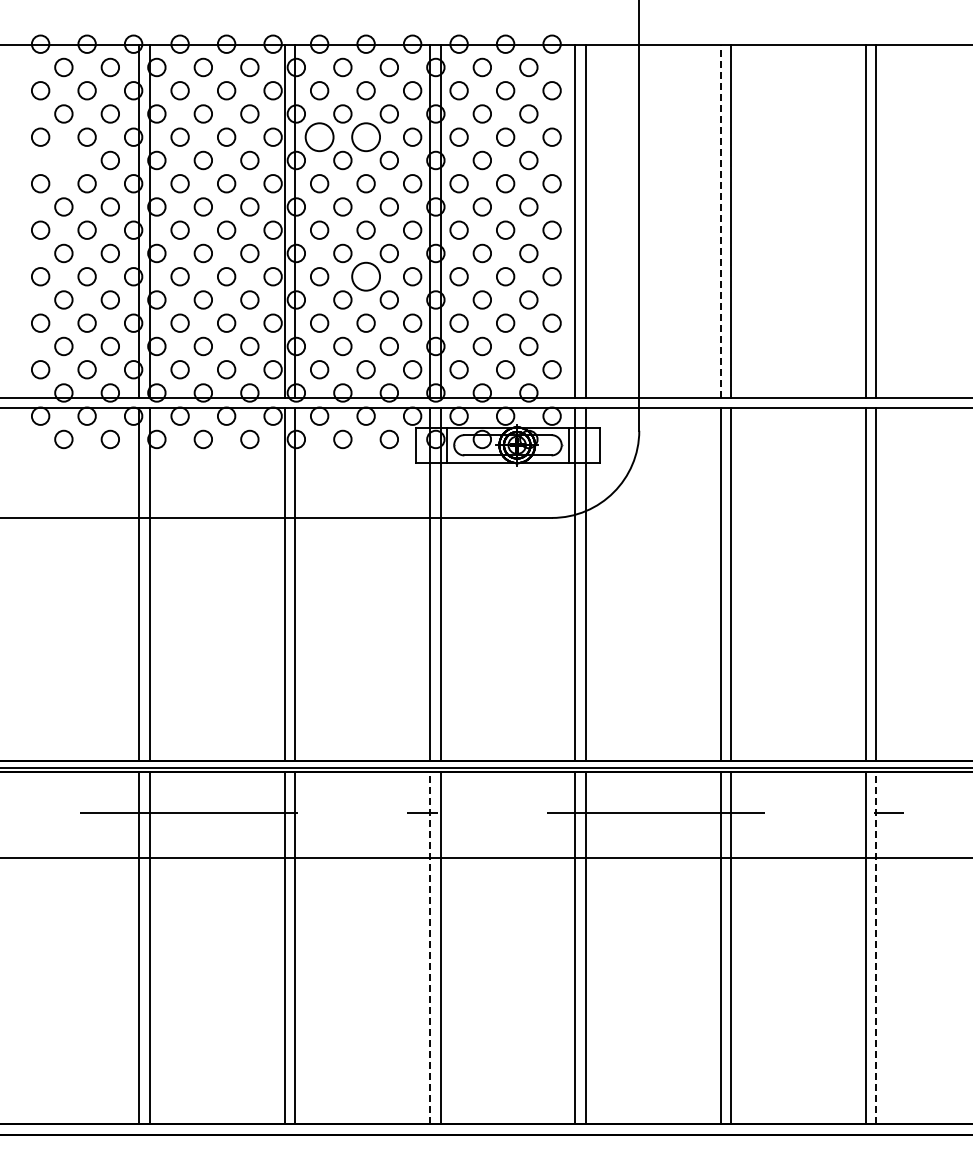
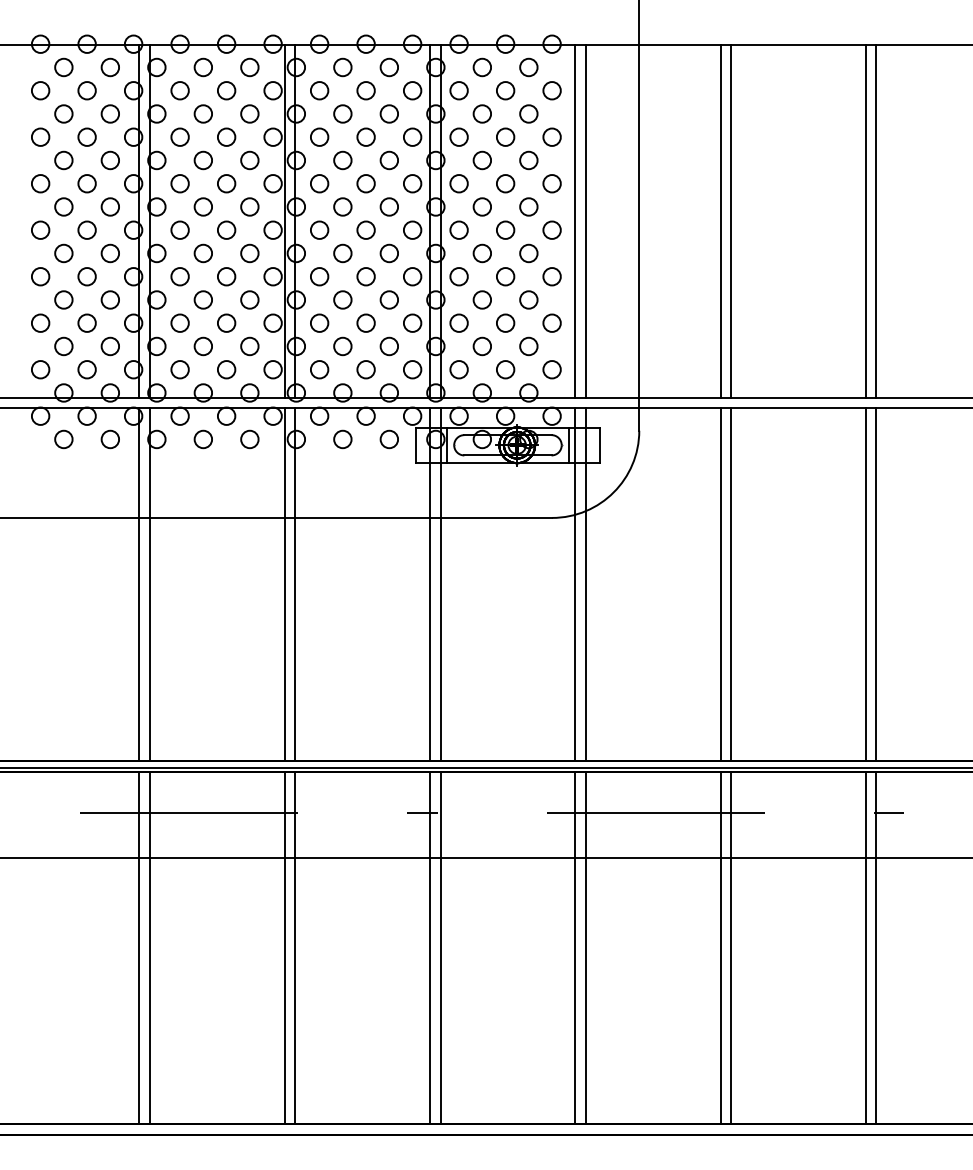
circle diameter: 28 px -> 17 px (319, 136)
circle diameter: 28 px -> 17 px (365, 136)
circle: none -> present (63, 160)
line: dashed -> solid (720, 221)
circle diameter: 28 px -> 17 px (365, 276)
line: dashed -> solid (430, 947)
line: dashed -> solid (876, 947)
